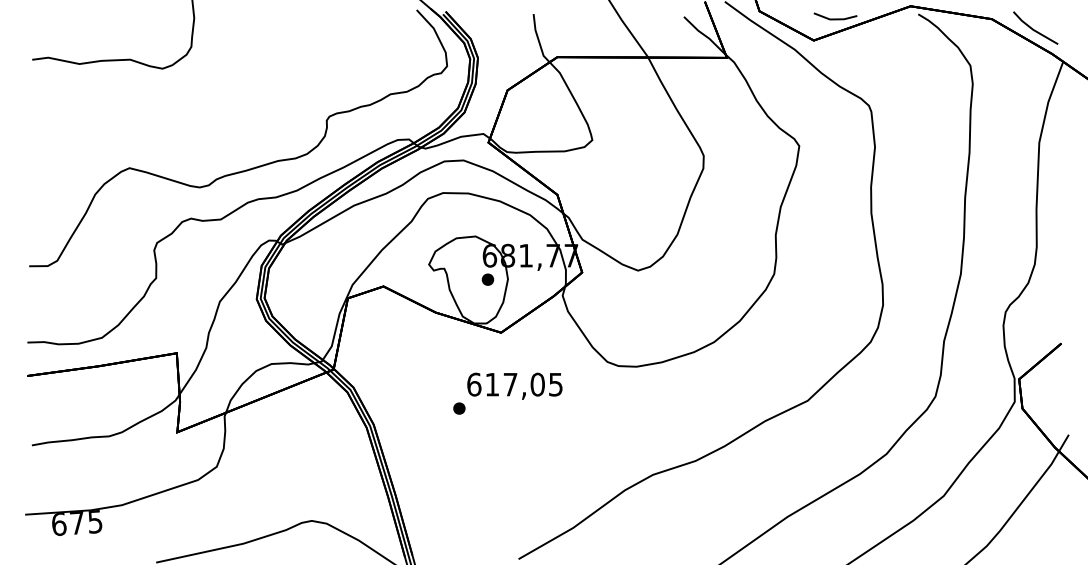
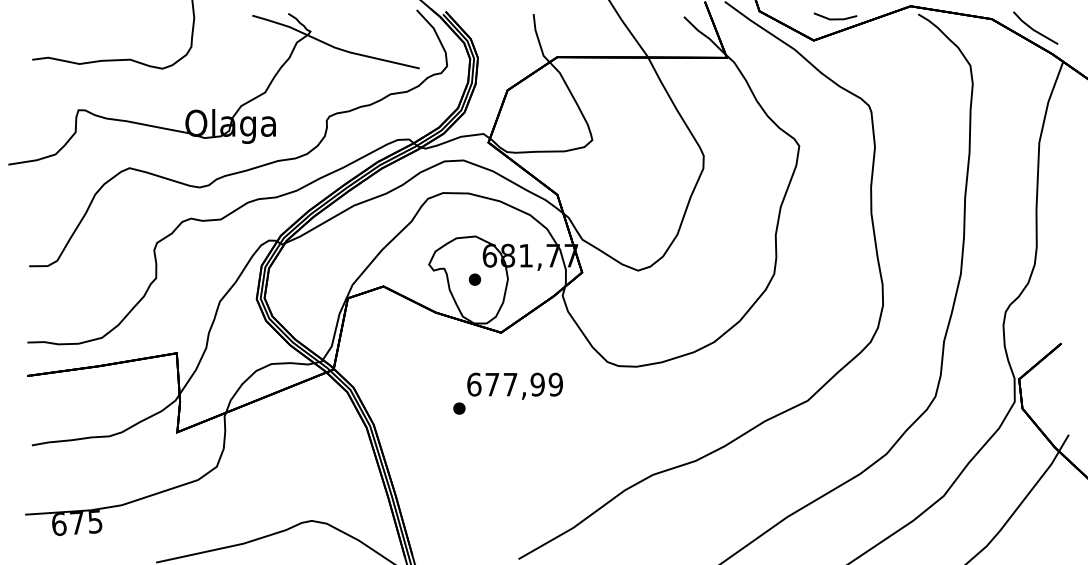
part: none -> present (213, 109)
part position: (487, 279) -> (474, 279) (474, 279)
text: 617,05 -> 677,99 (523, 384)
